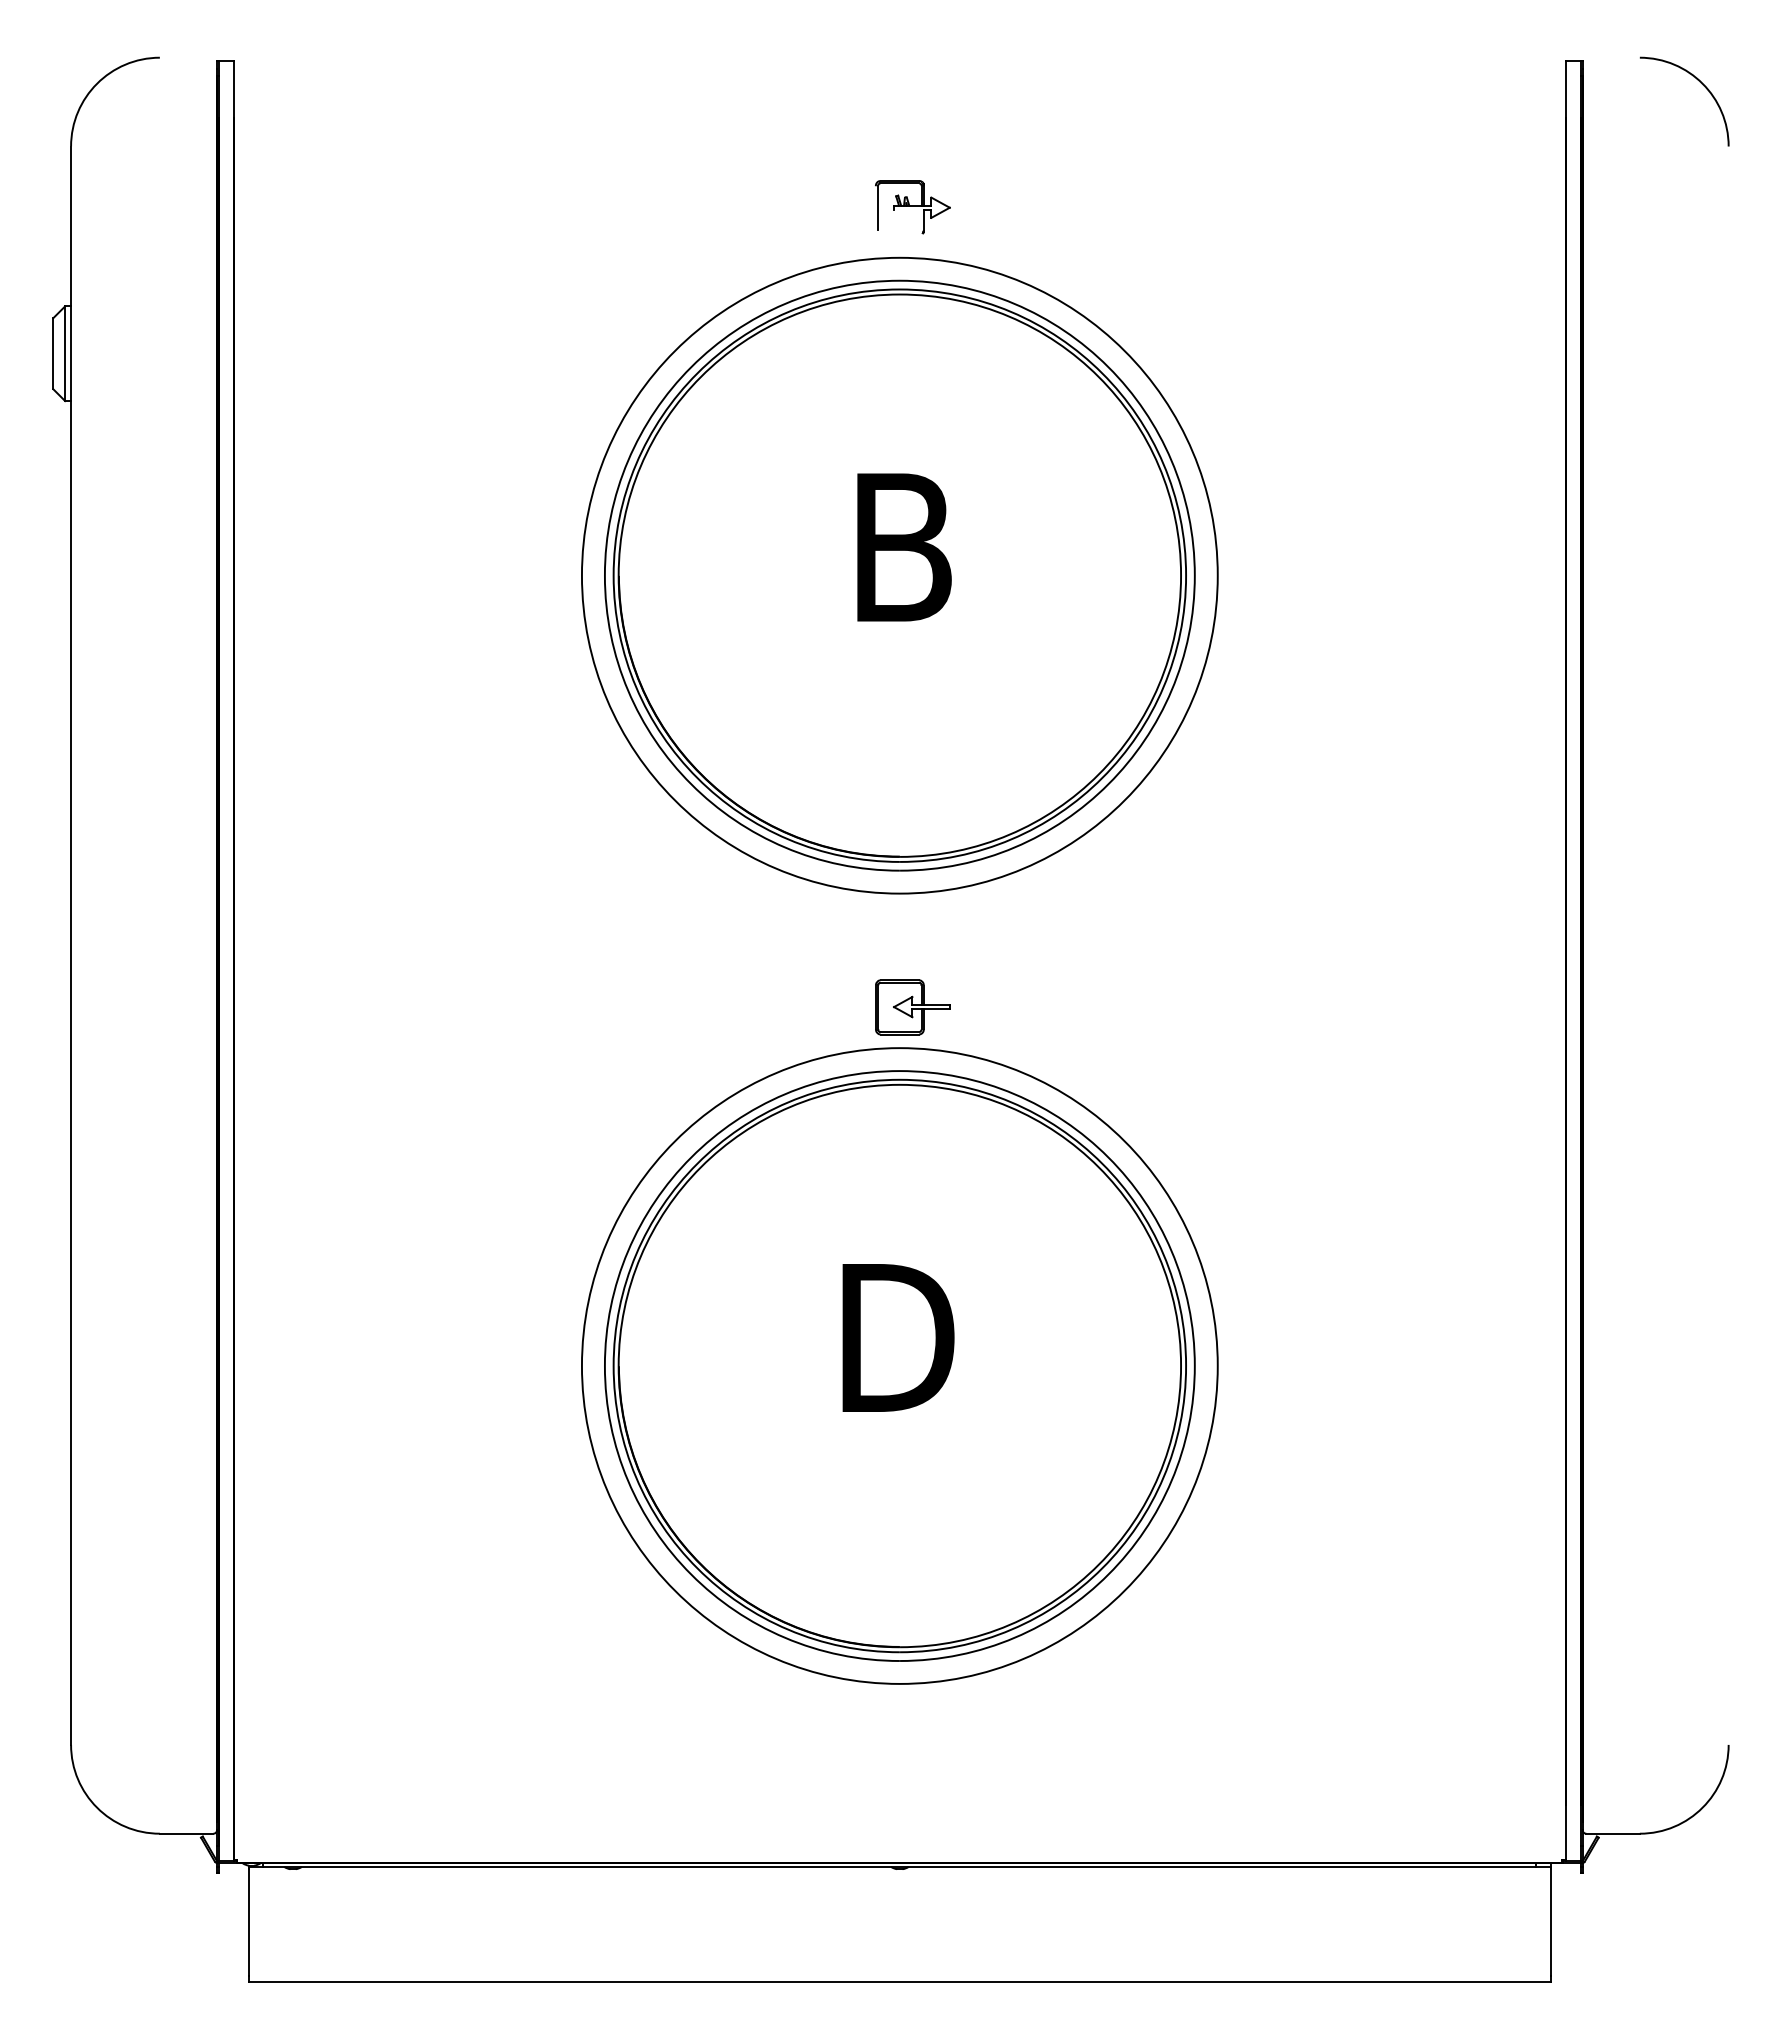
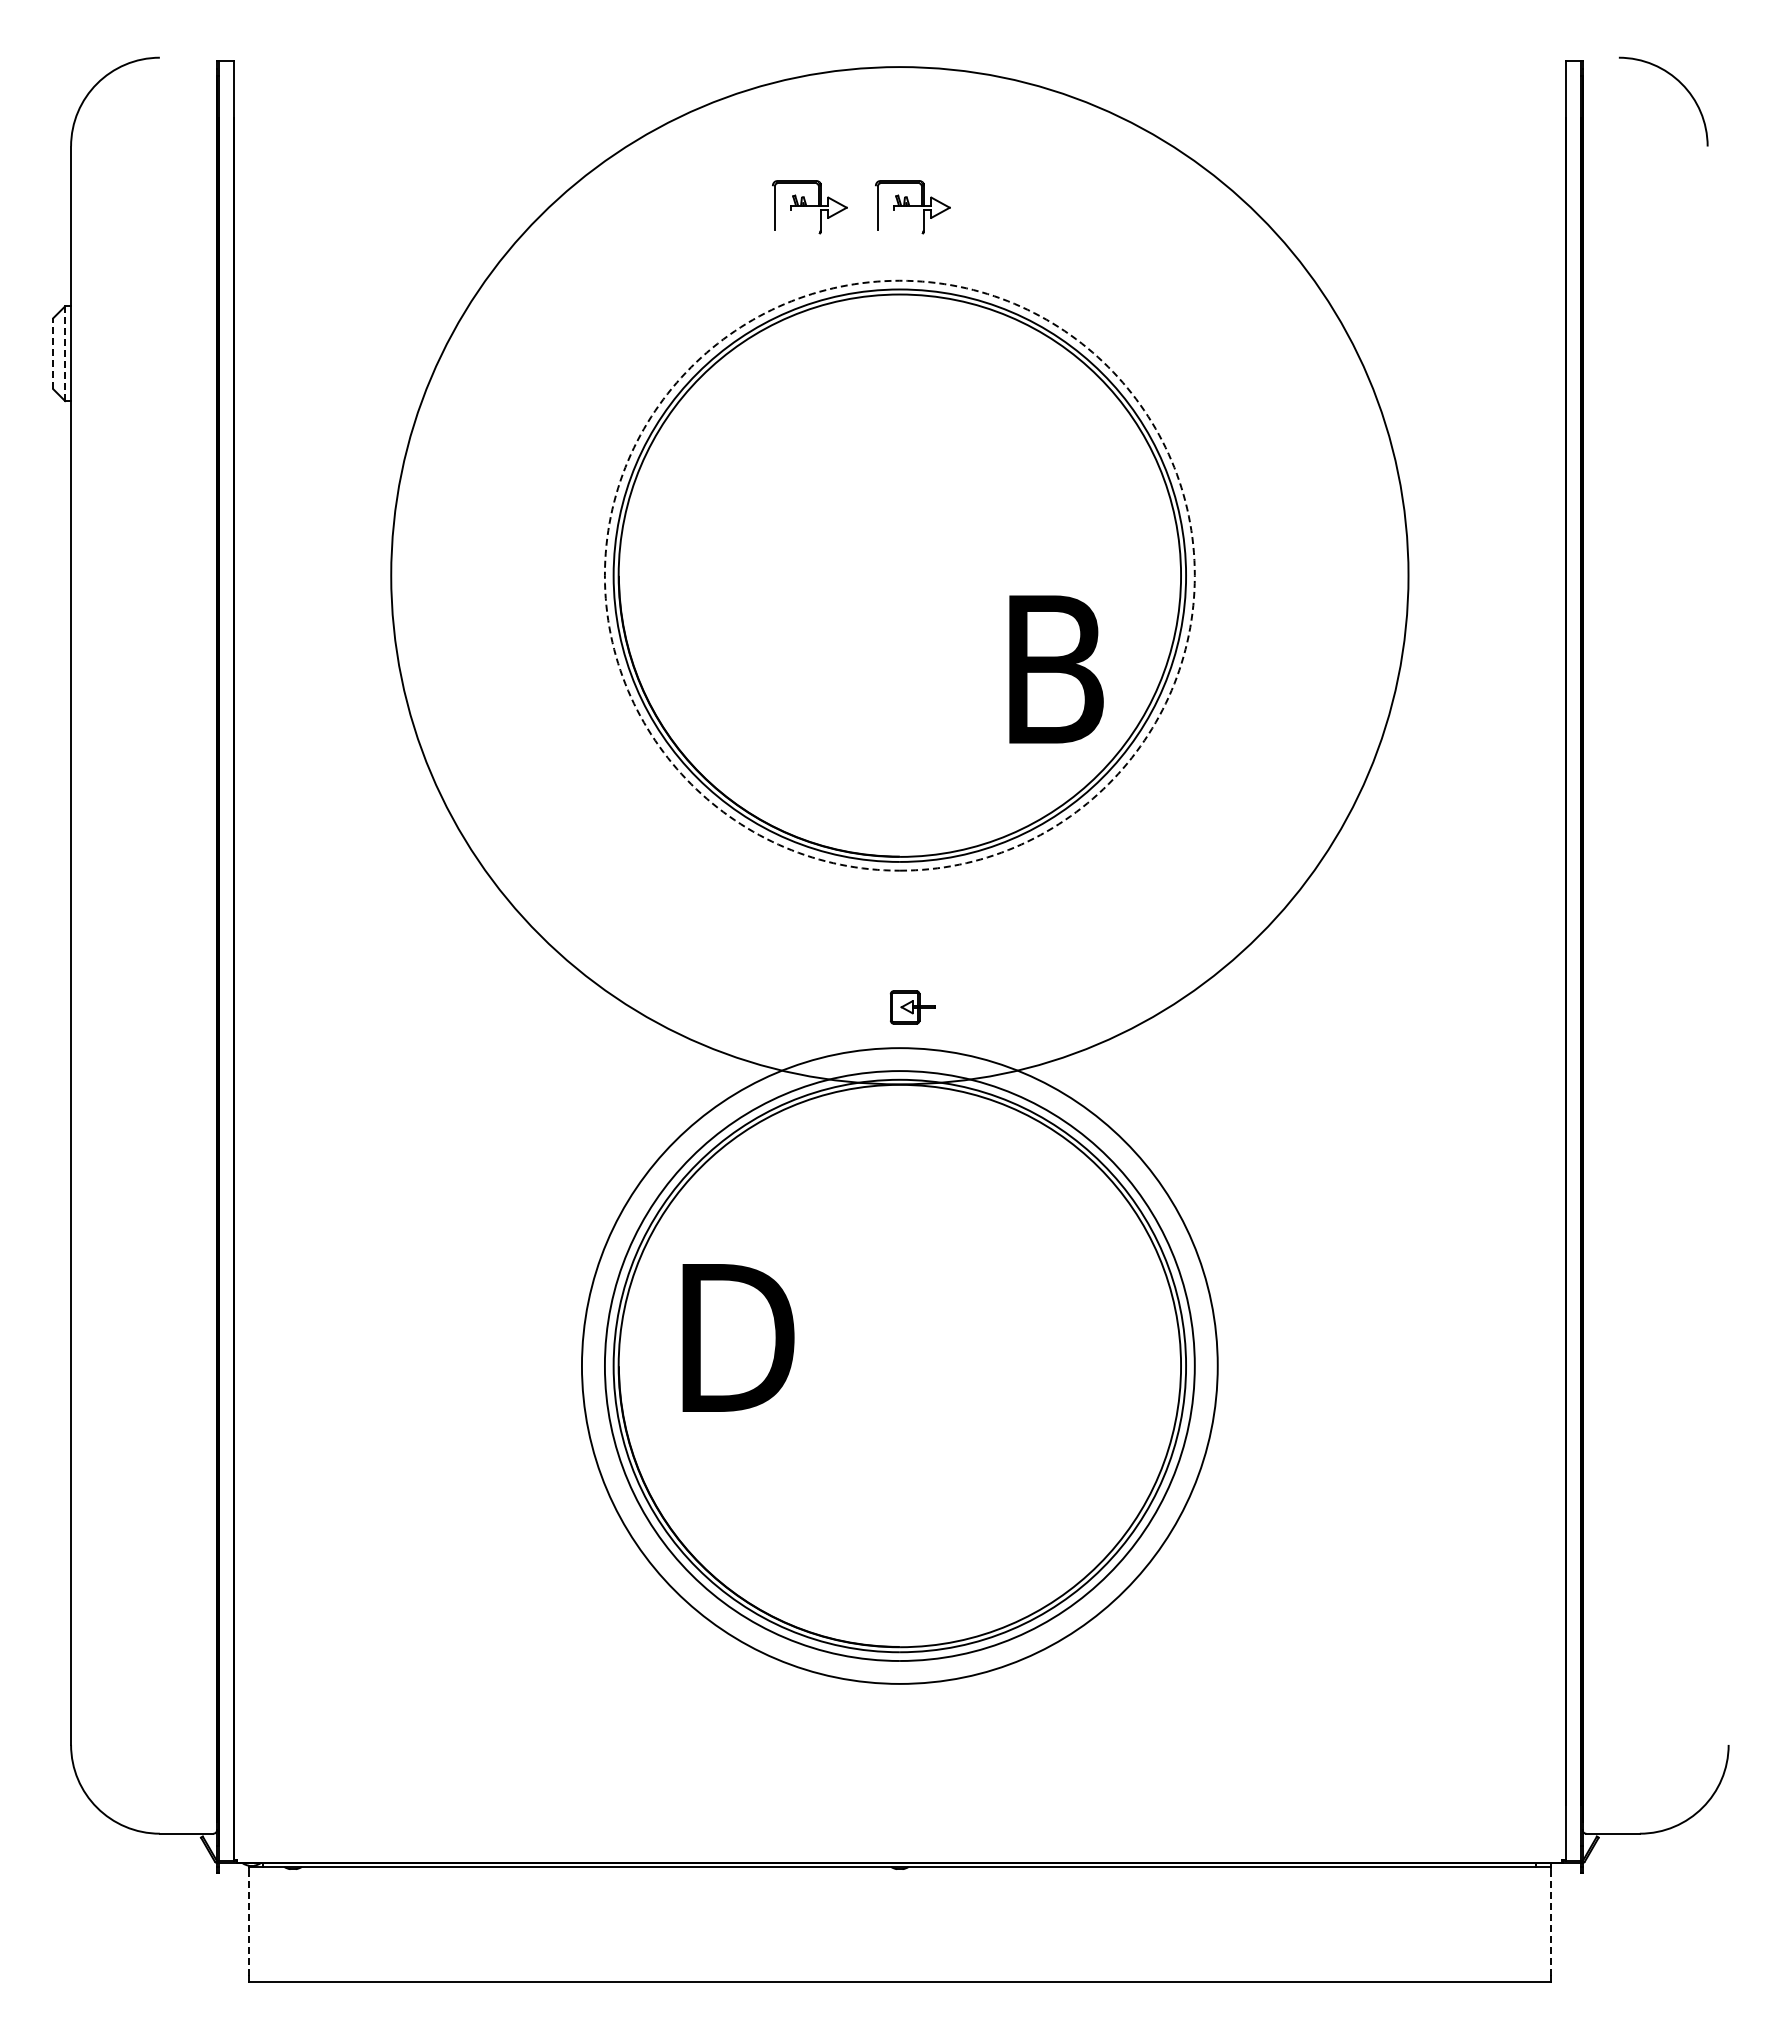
arc position: (1701, 84) -> (1680, 84) (1680, 84)
part: none -> present (809, 207)
arc: solid -> dashed (899, 280)
line: solid -> dashed (53, 353)
line: solid -> dashed (65, 354)
text position: (904, 547) -> (1056, 669) (1056, 669)
circle diameter: 636 px -> 1017 px (899, 575)
part size: 76x57 px -> 47x35 px (912, 1007)
text position: (898, 1337) -> (738, 1337) (738, 1337)
line: solid -> dashed (1551, 1919)
line: solid -> dashed (248, 1922)
